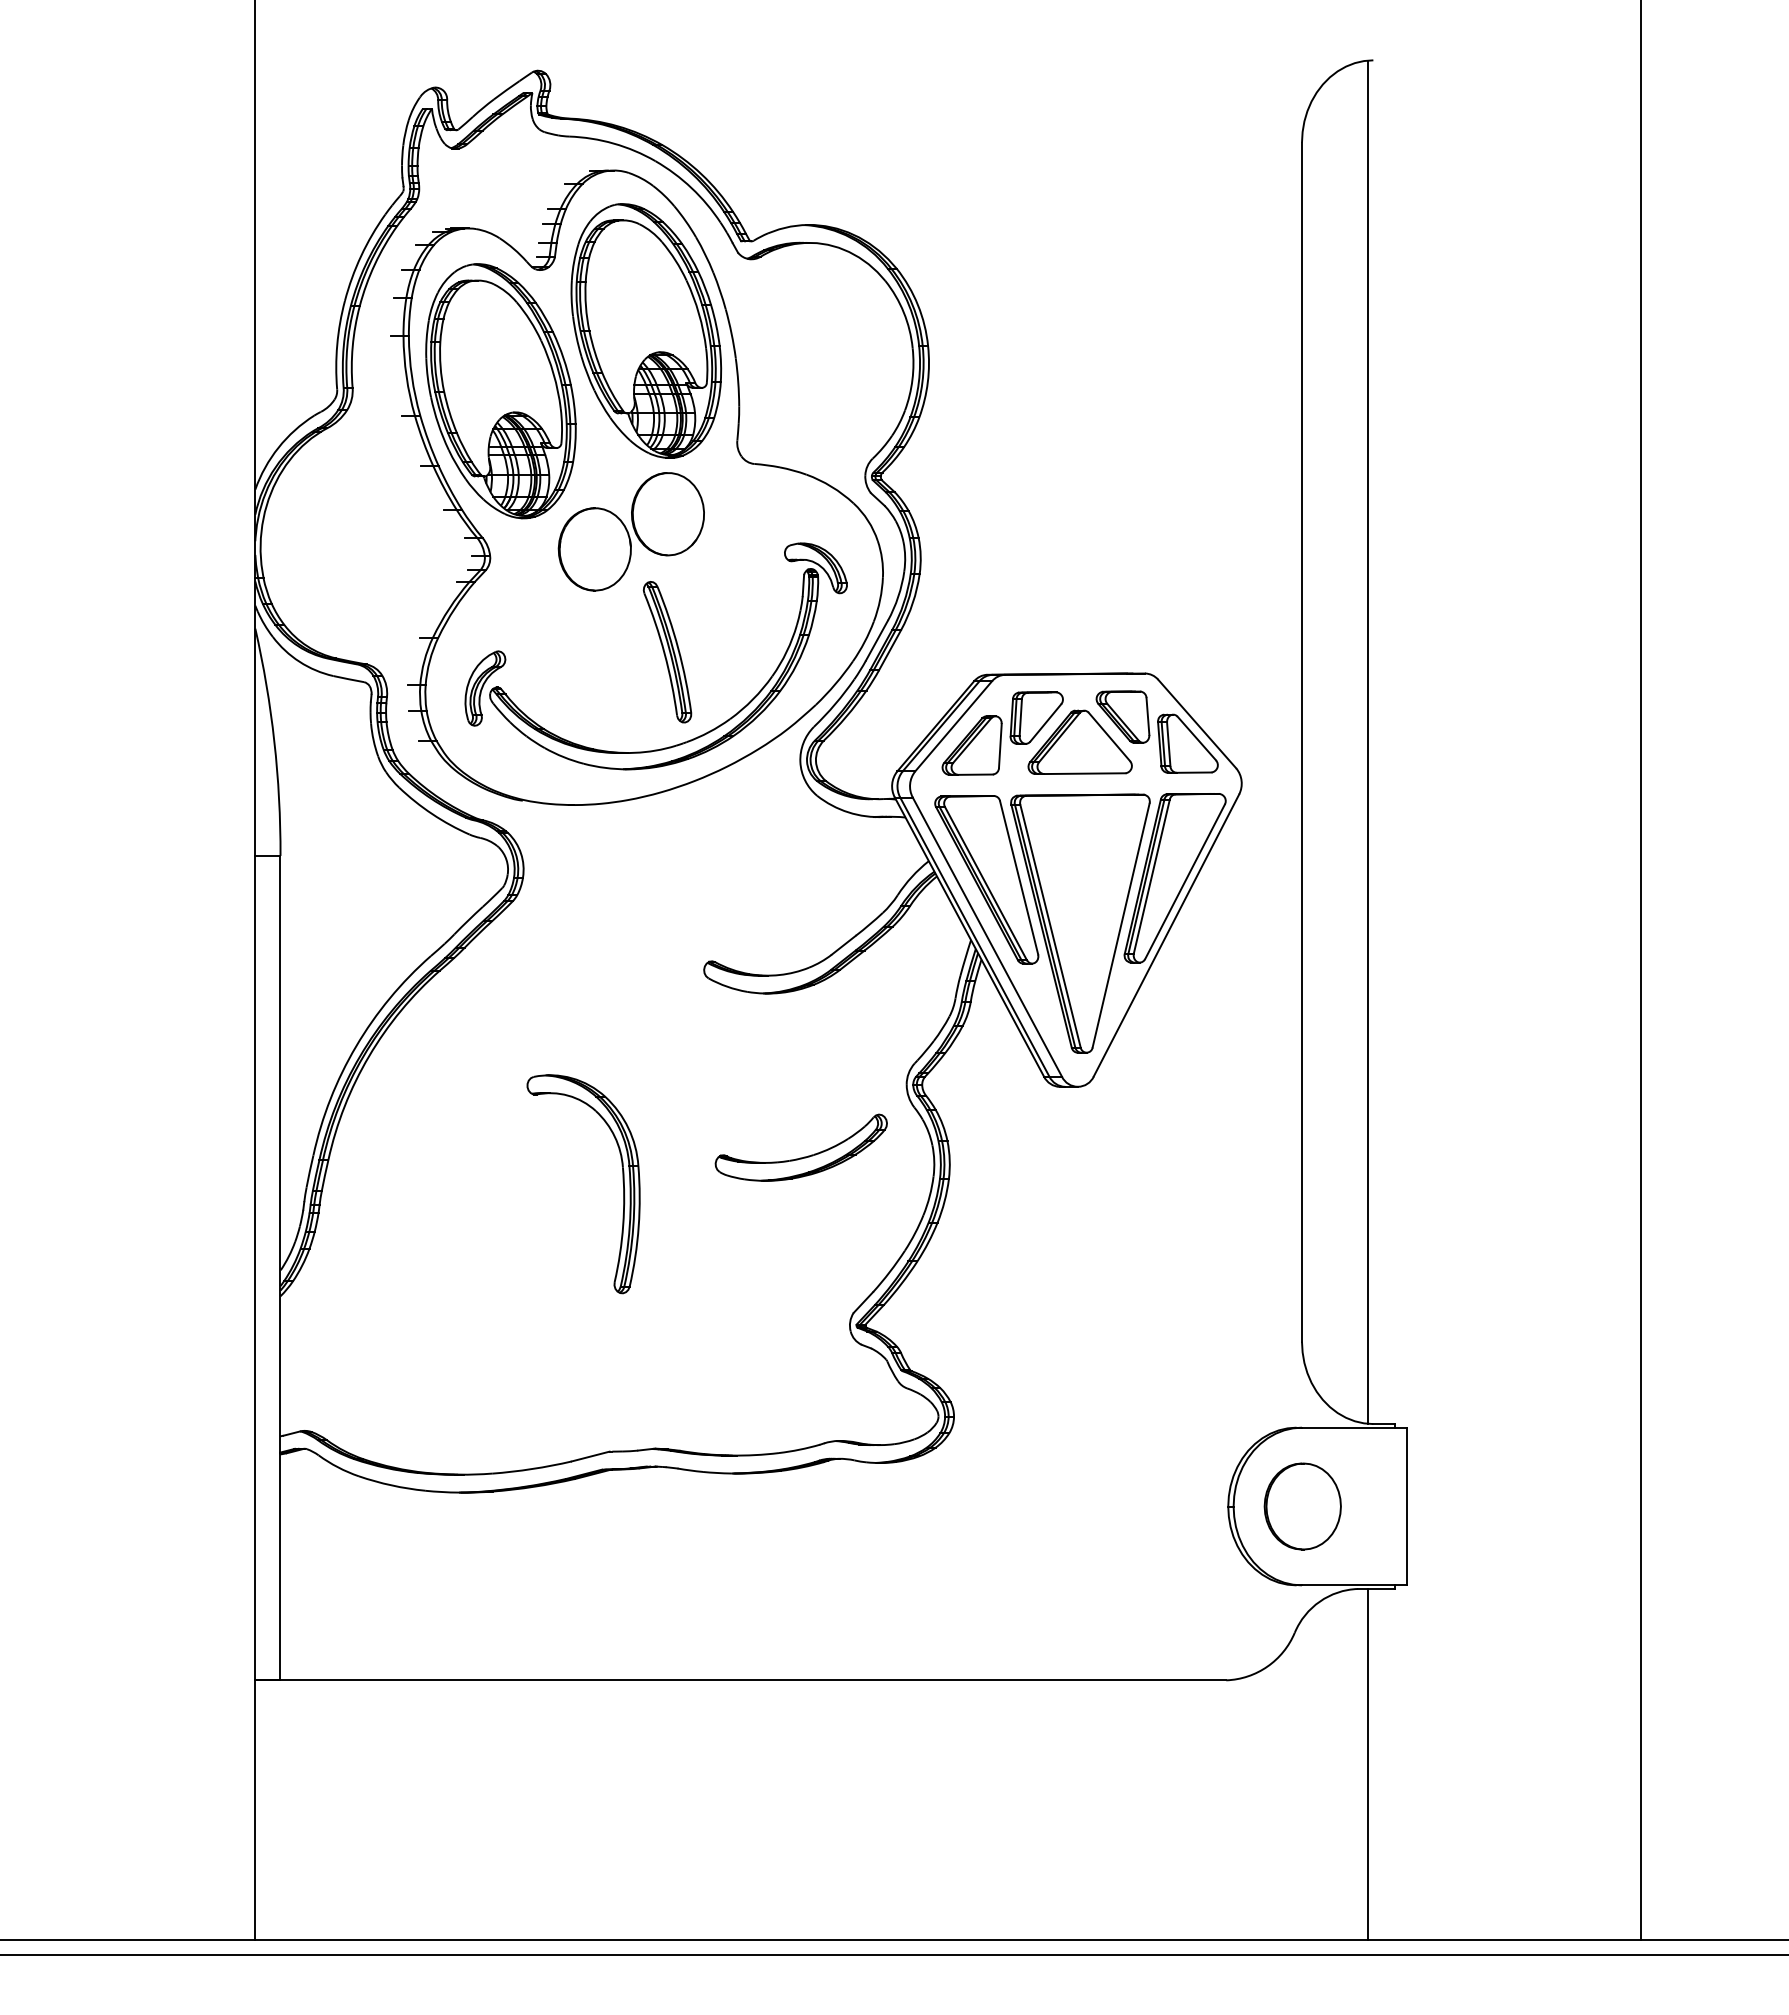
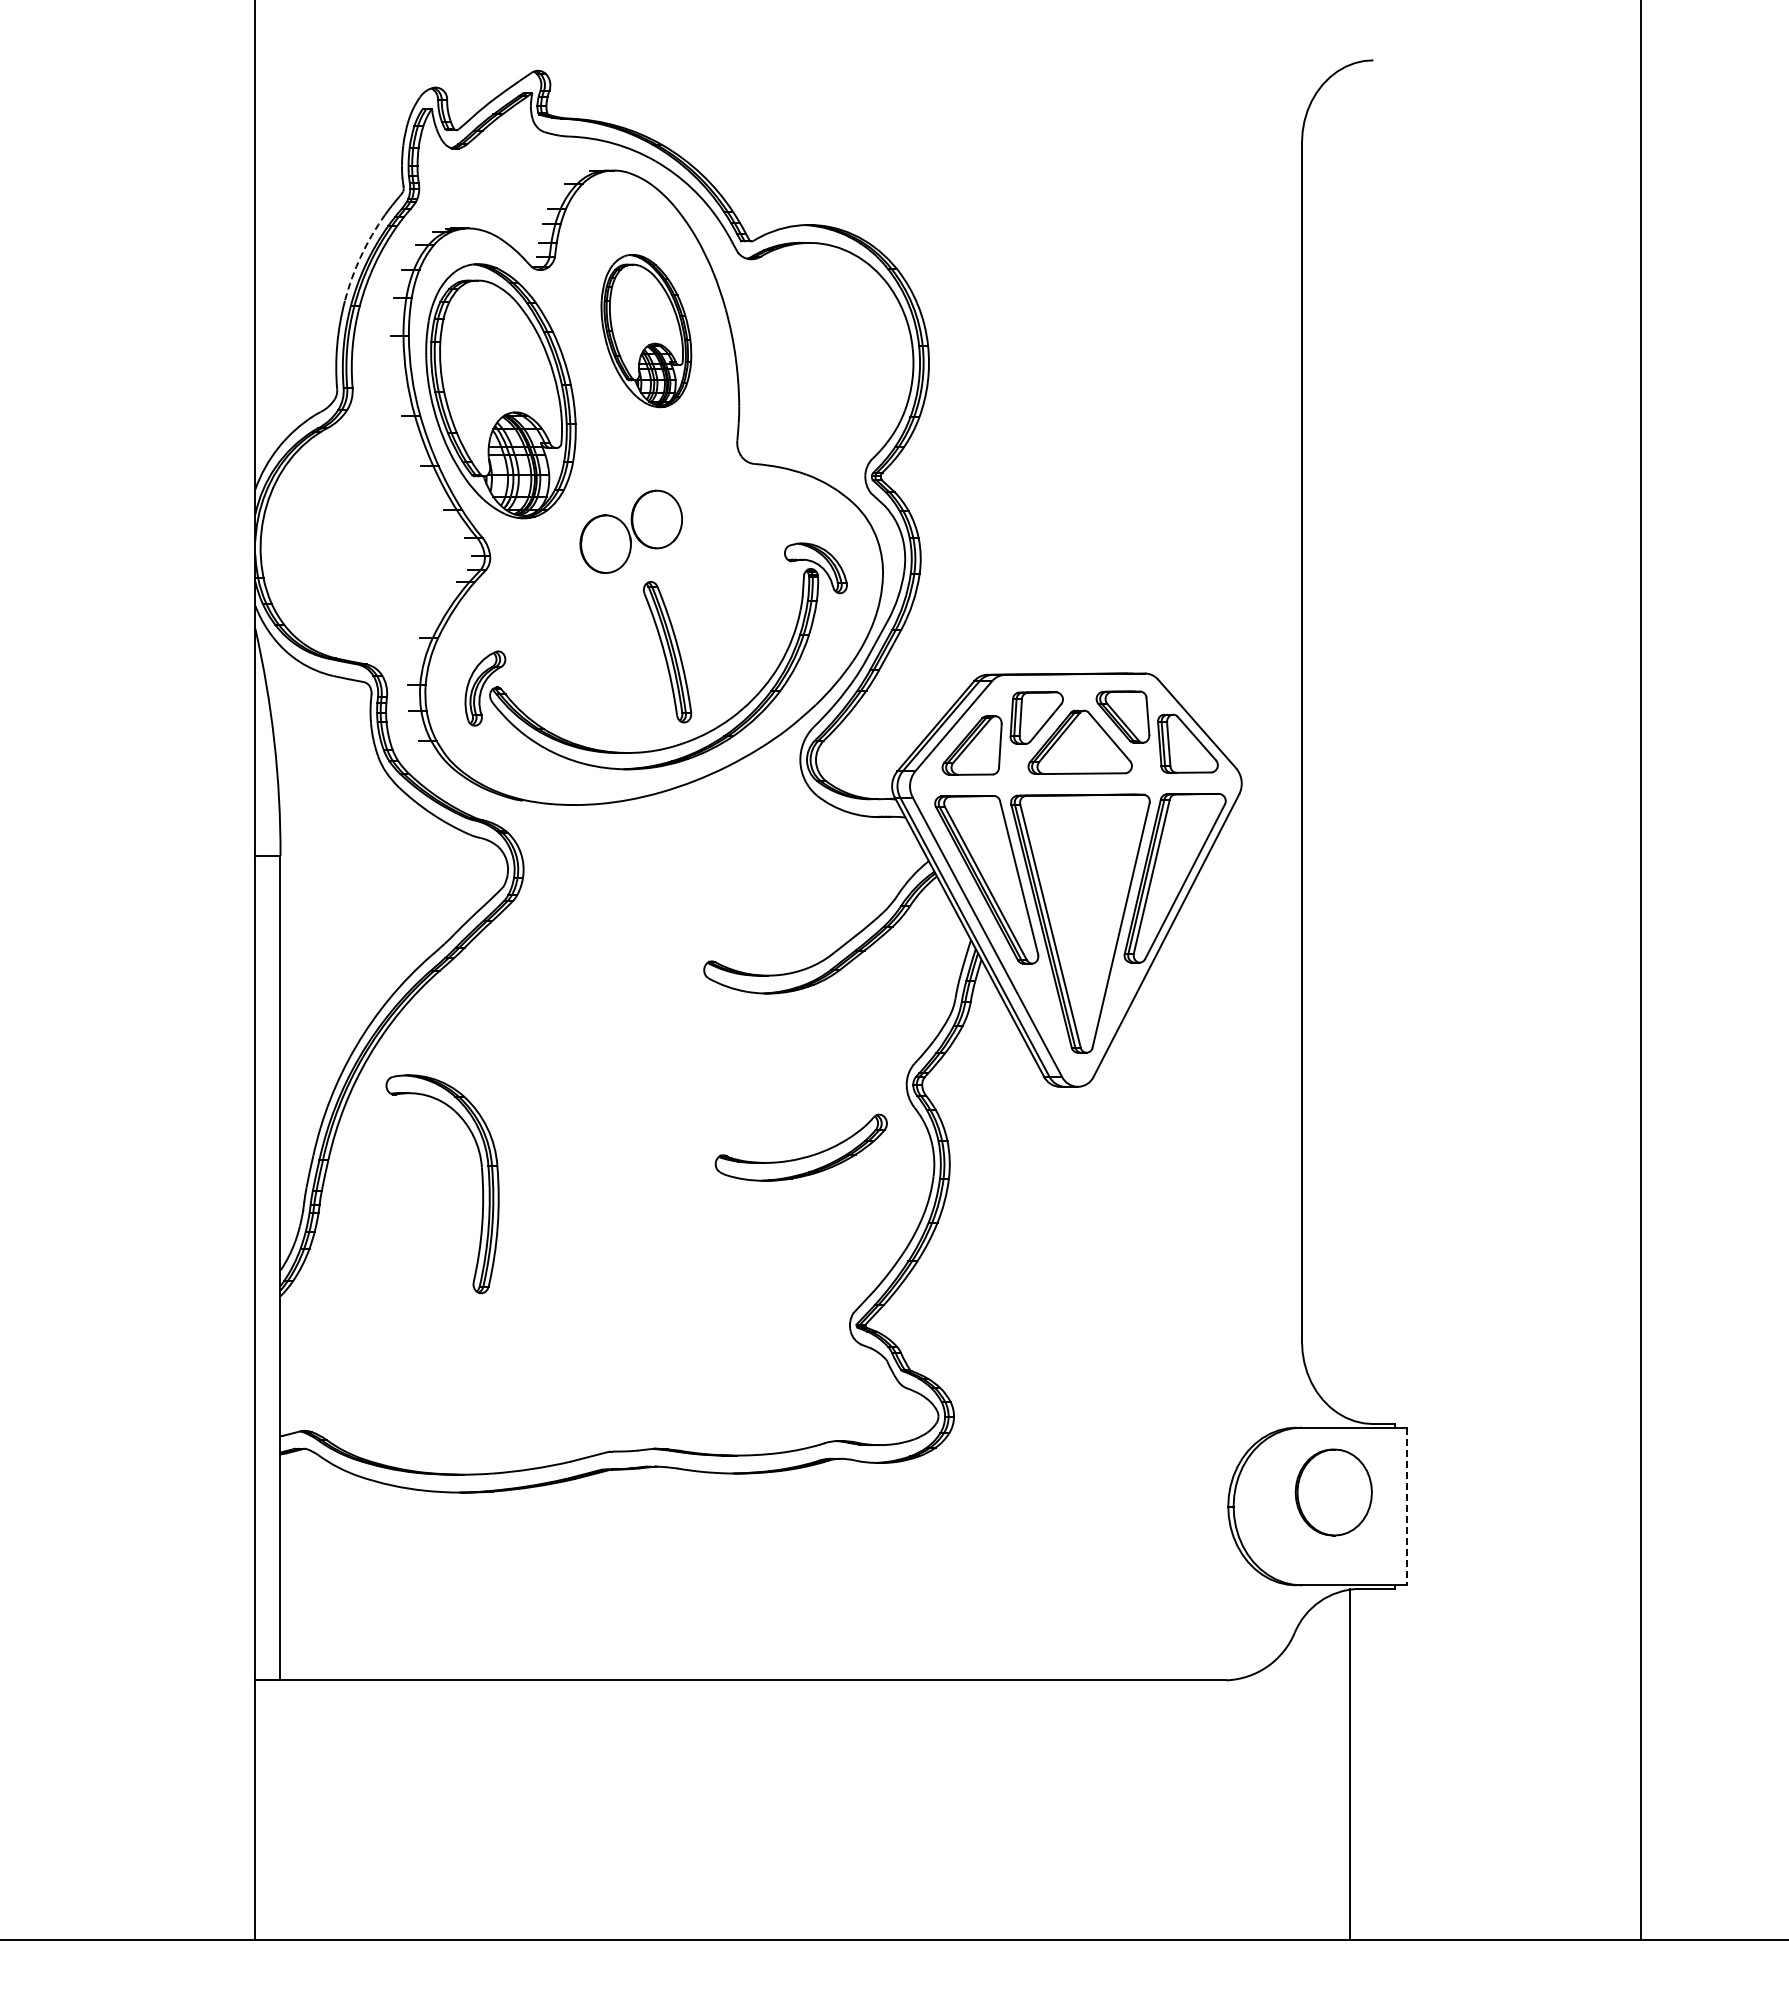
arc: solid -> dashed (361, 255)
part size: 153x256 px -> 93x155 px (646, 331)
part size: 148x120 px -> 105x85 px (631, 531)
line: present -> none (1368, 741)
part position: (622, 1182) -> (481, 1182) (481, 1182)
part position: (1302, 1506) -> (1333, 1492) (1333, 1492)
line: solid -> dashed (1407, 1506)
line position: (1368, 1764) -> (1350, 1764) (1350, 1764)
line: present -> none (893, 1954)
